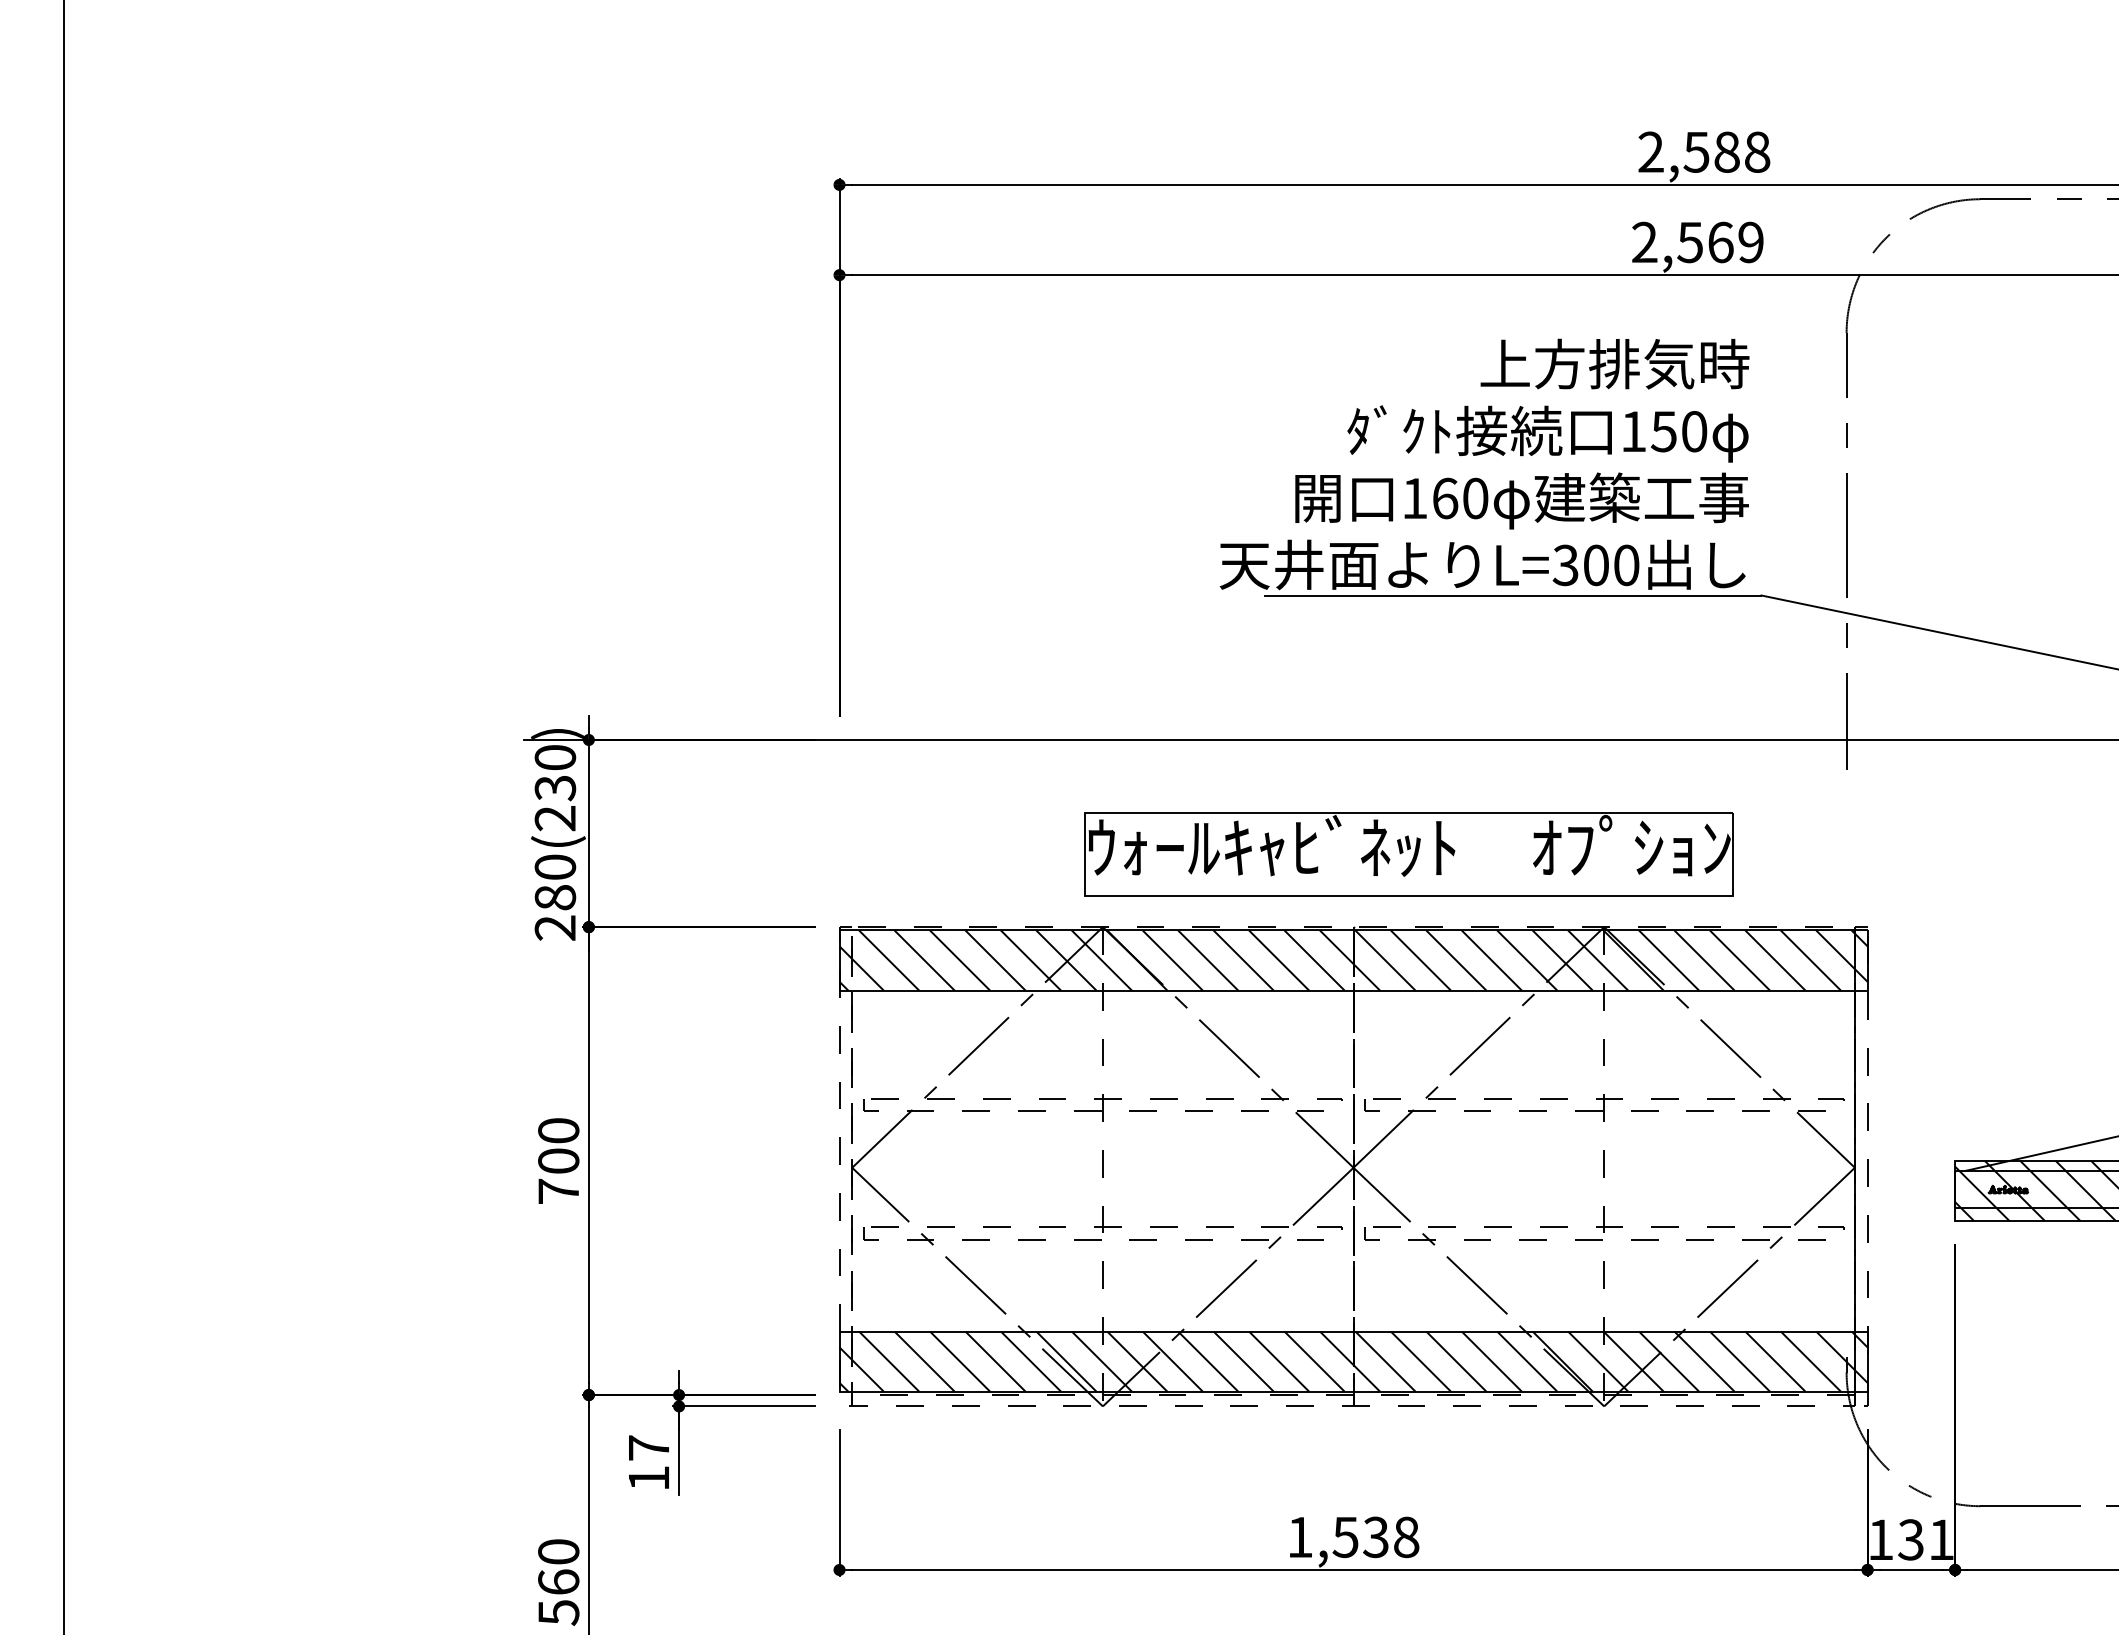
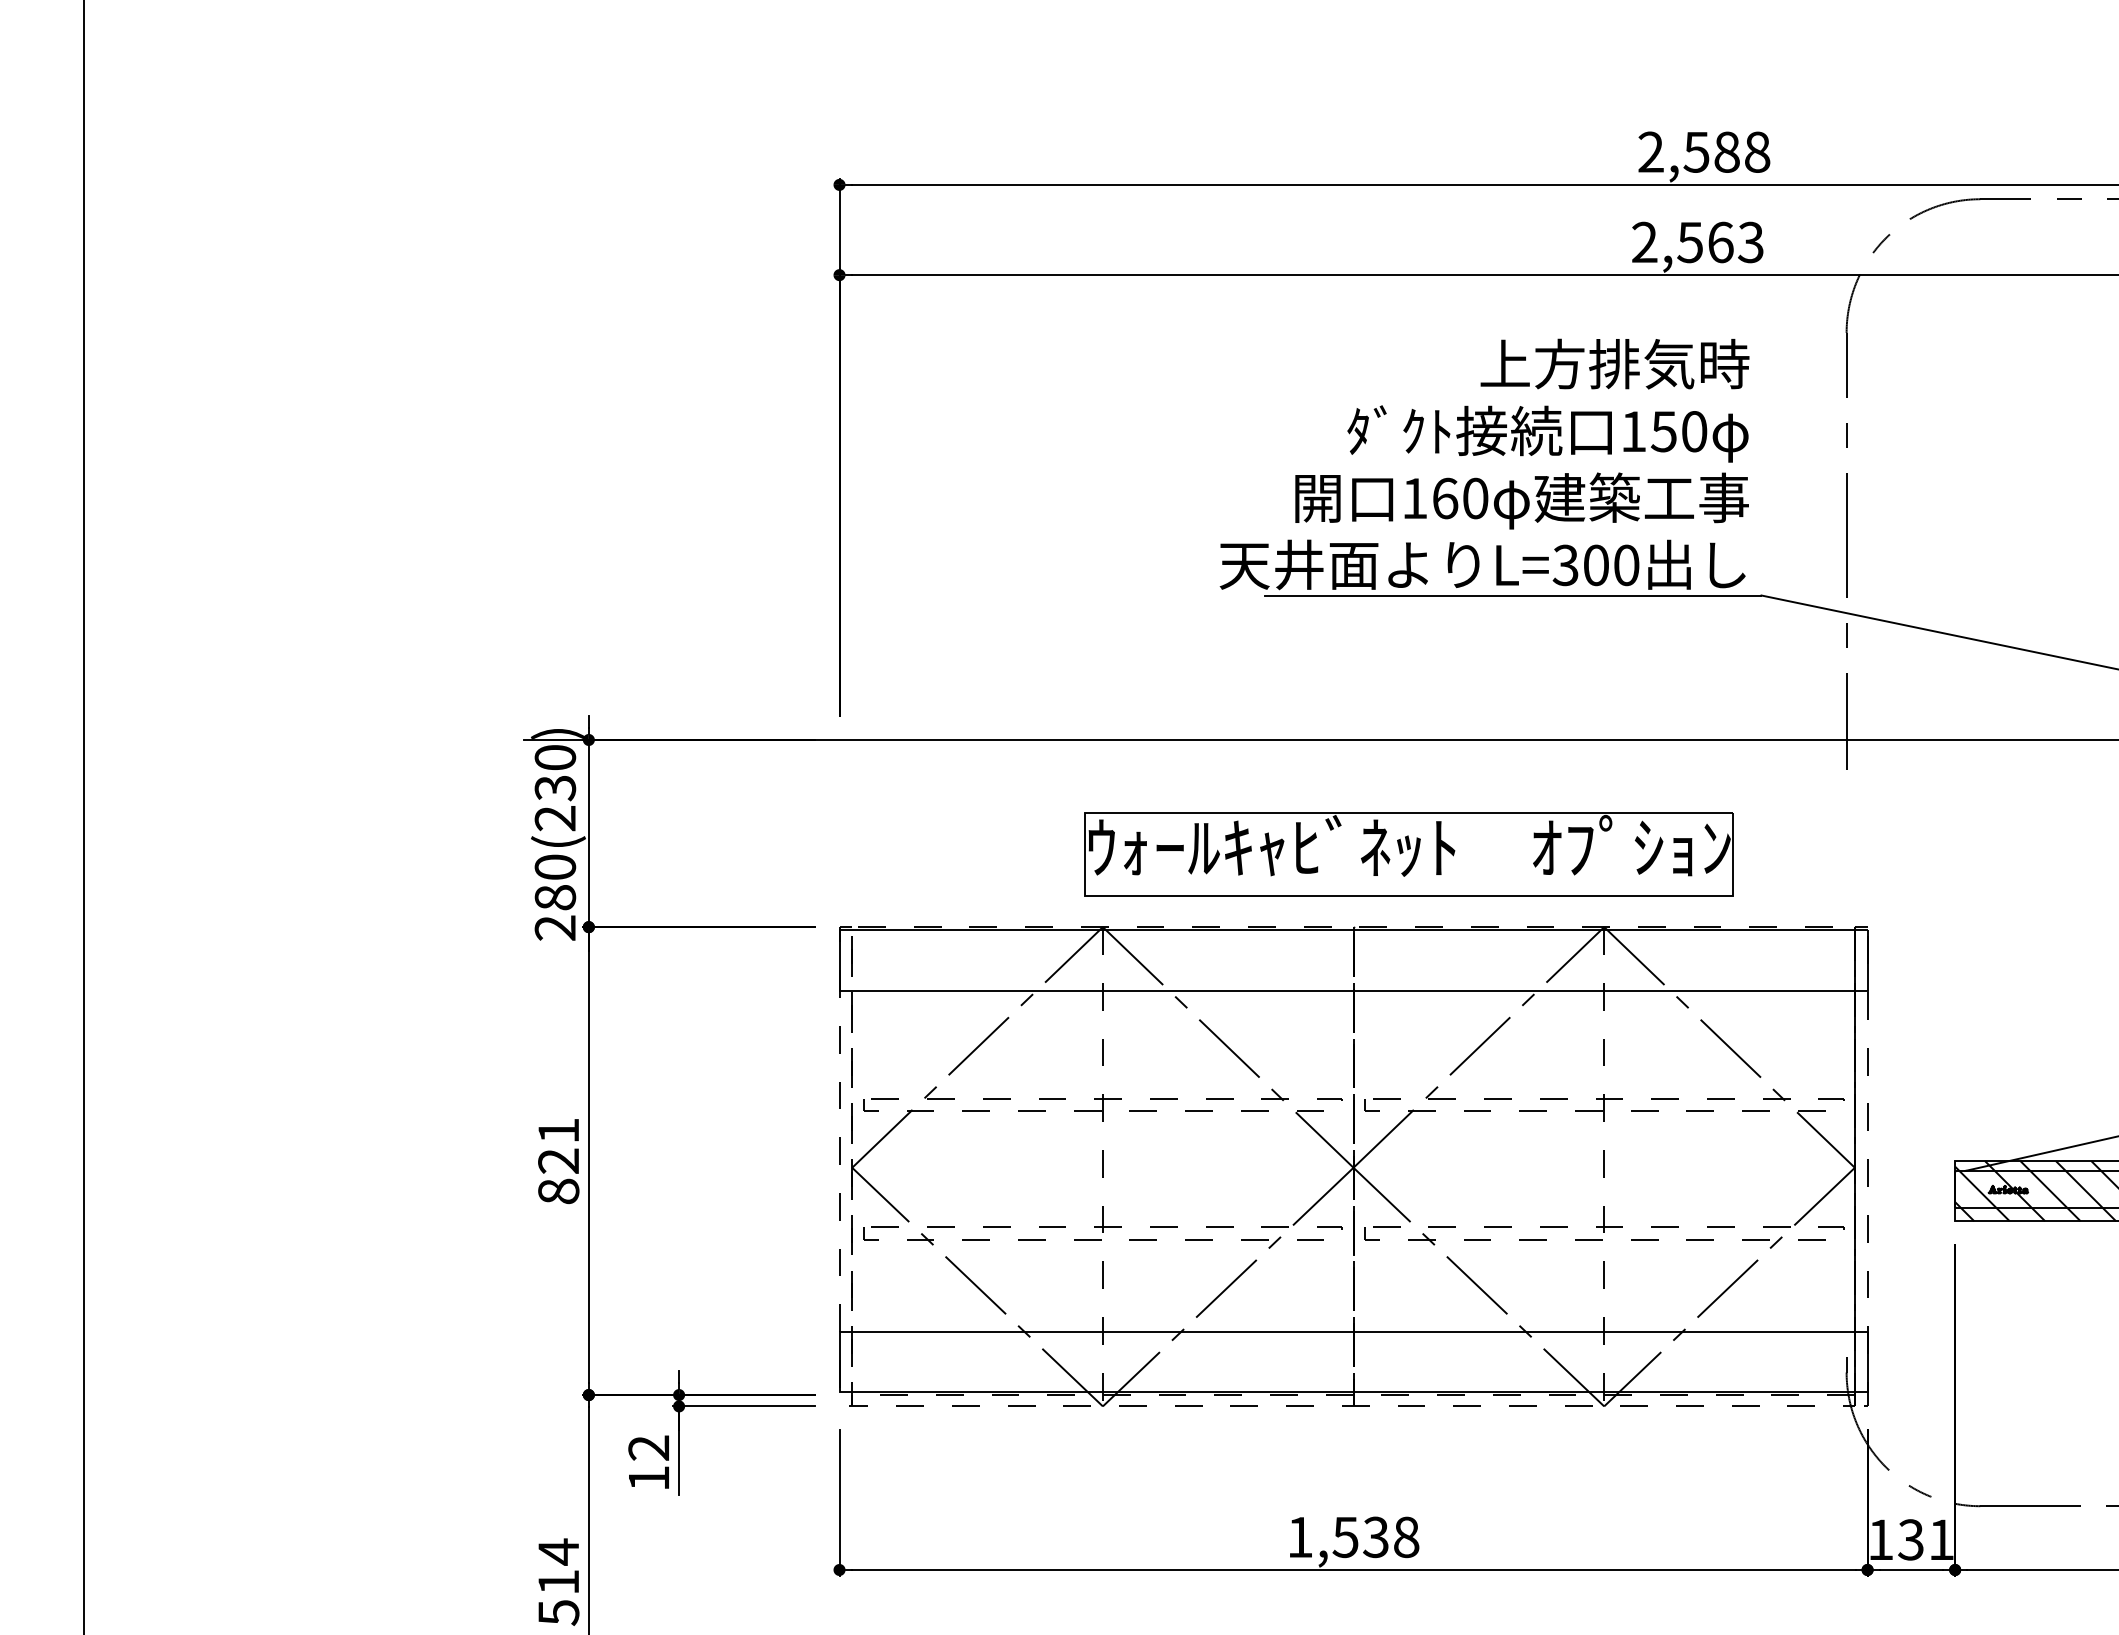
text: 2,569 -> 2,563 (1750, 242)
line position: (63, 816) -> (83, 816) (83, 816)
hatch: present -> none (1353, 960)
text: 700 -> 821 (558, 1161)
hatch: present -> none (1353, 1361)
text: 17 -> 12 (648, 1447)
text: 560 -> 514 (558, 1566)
